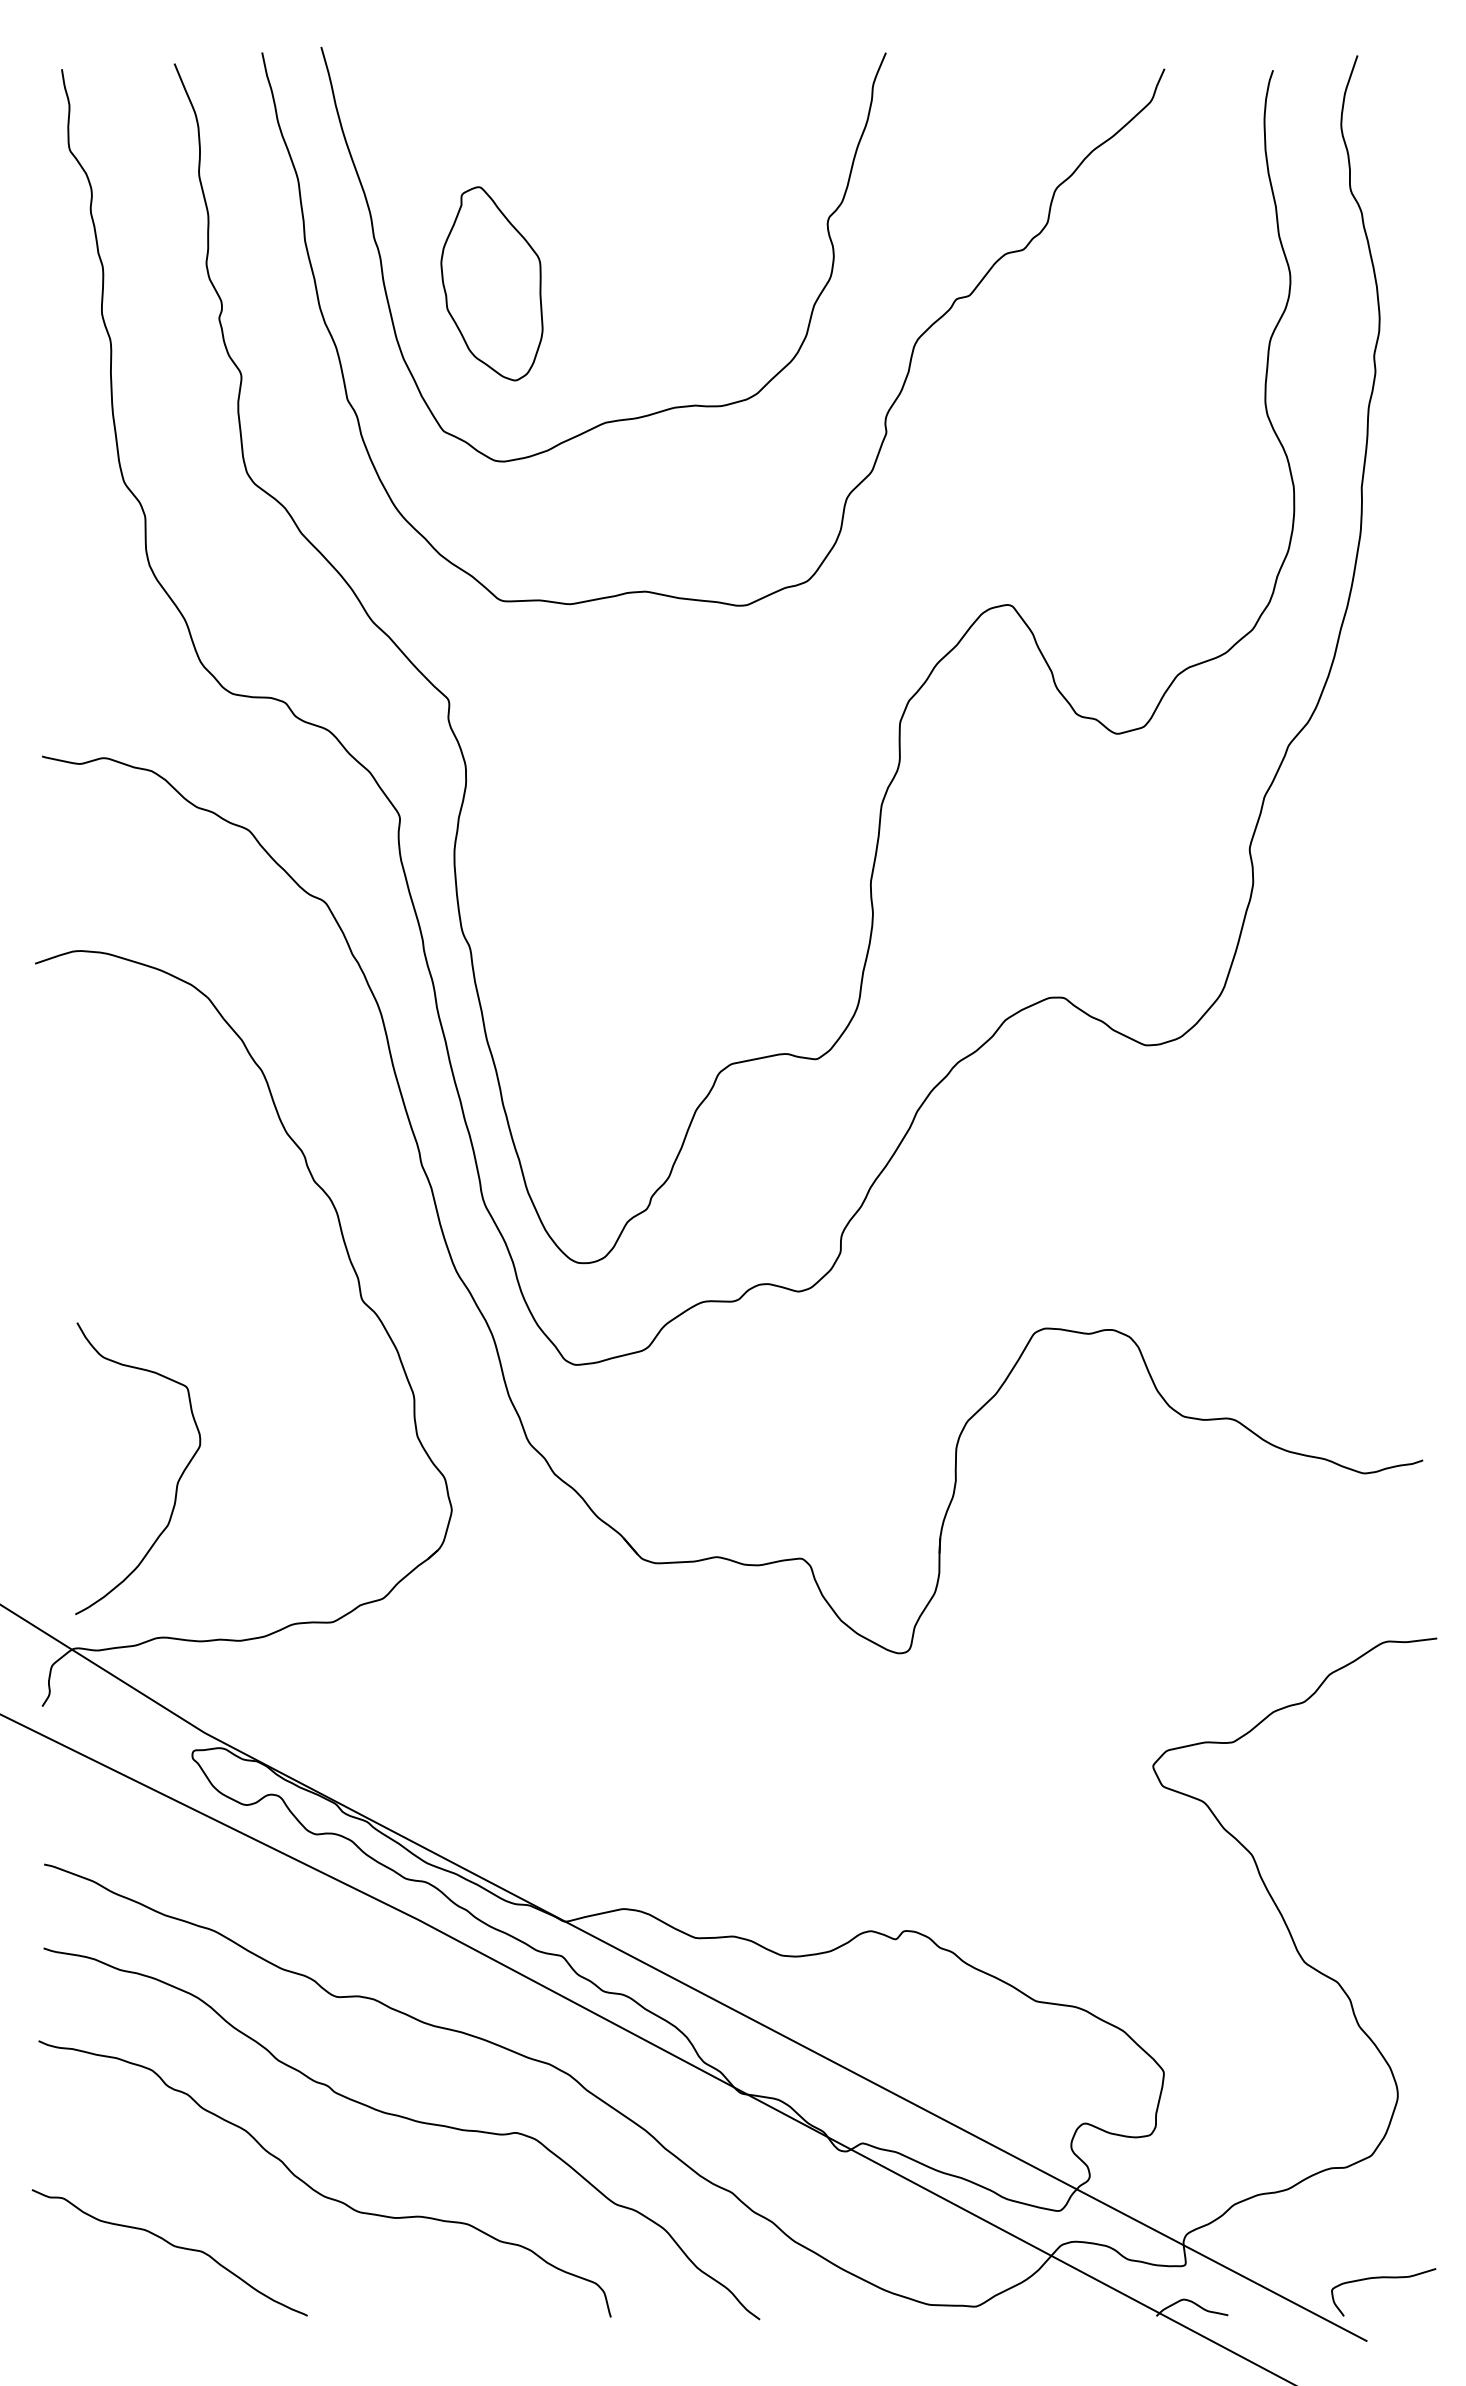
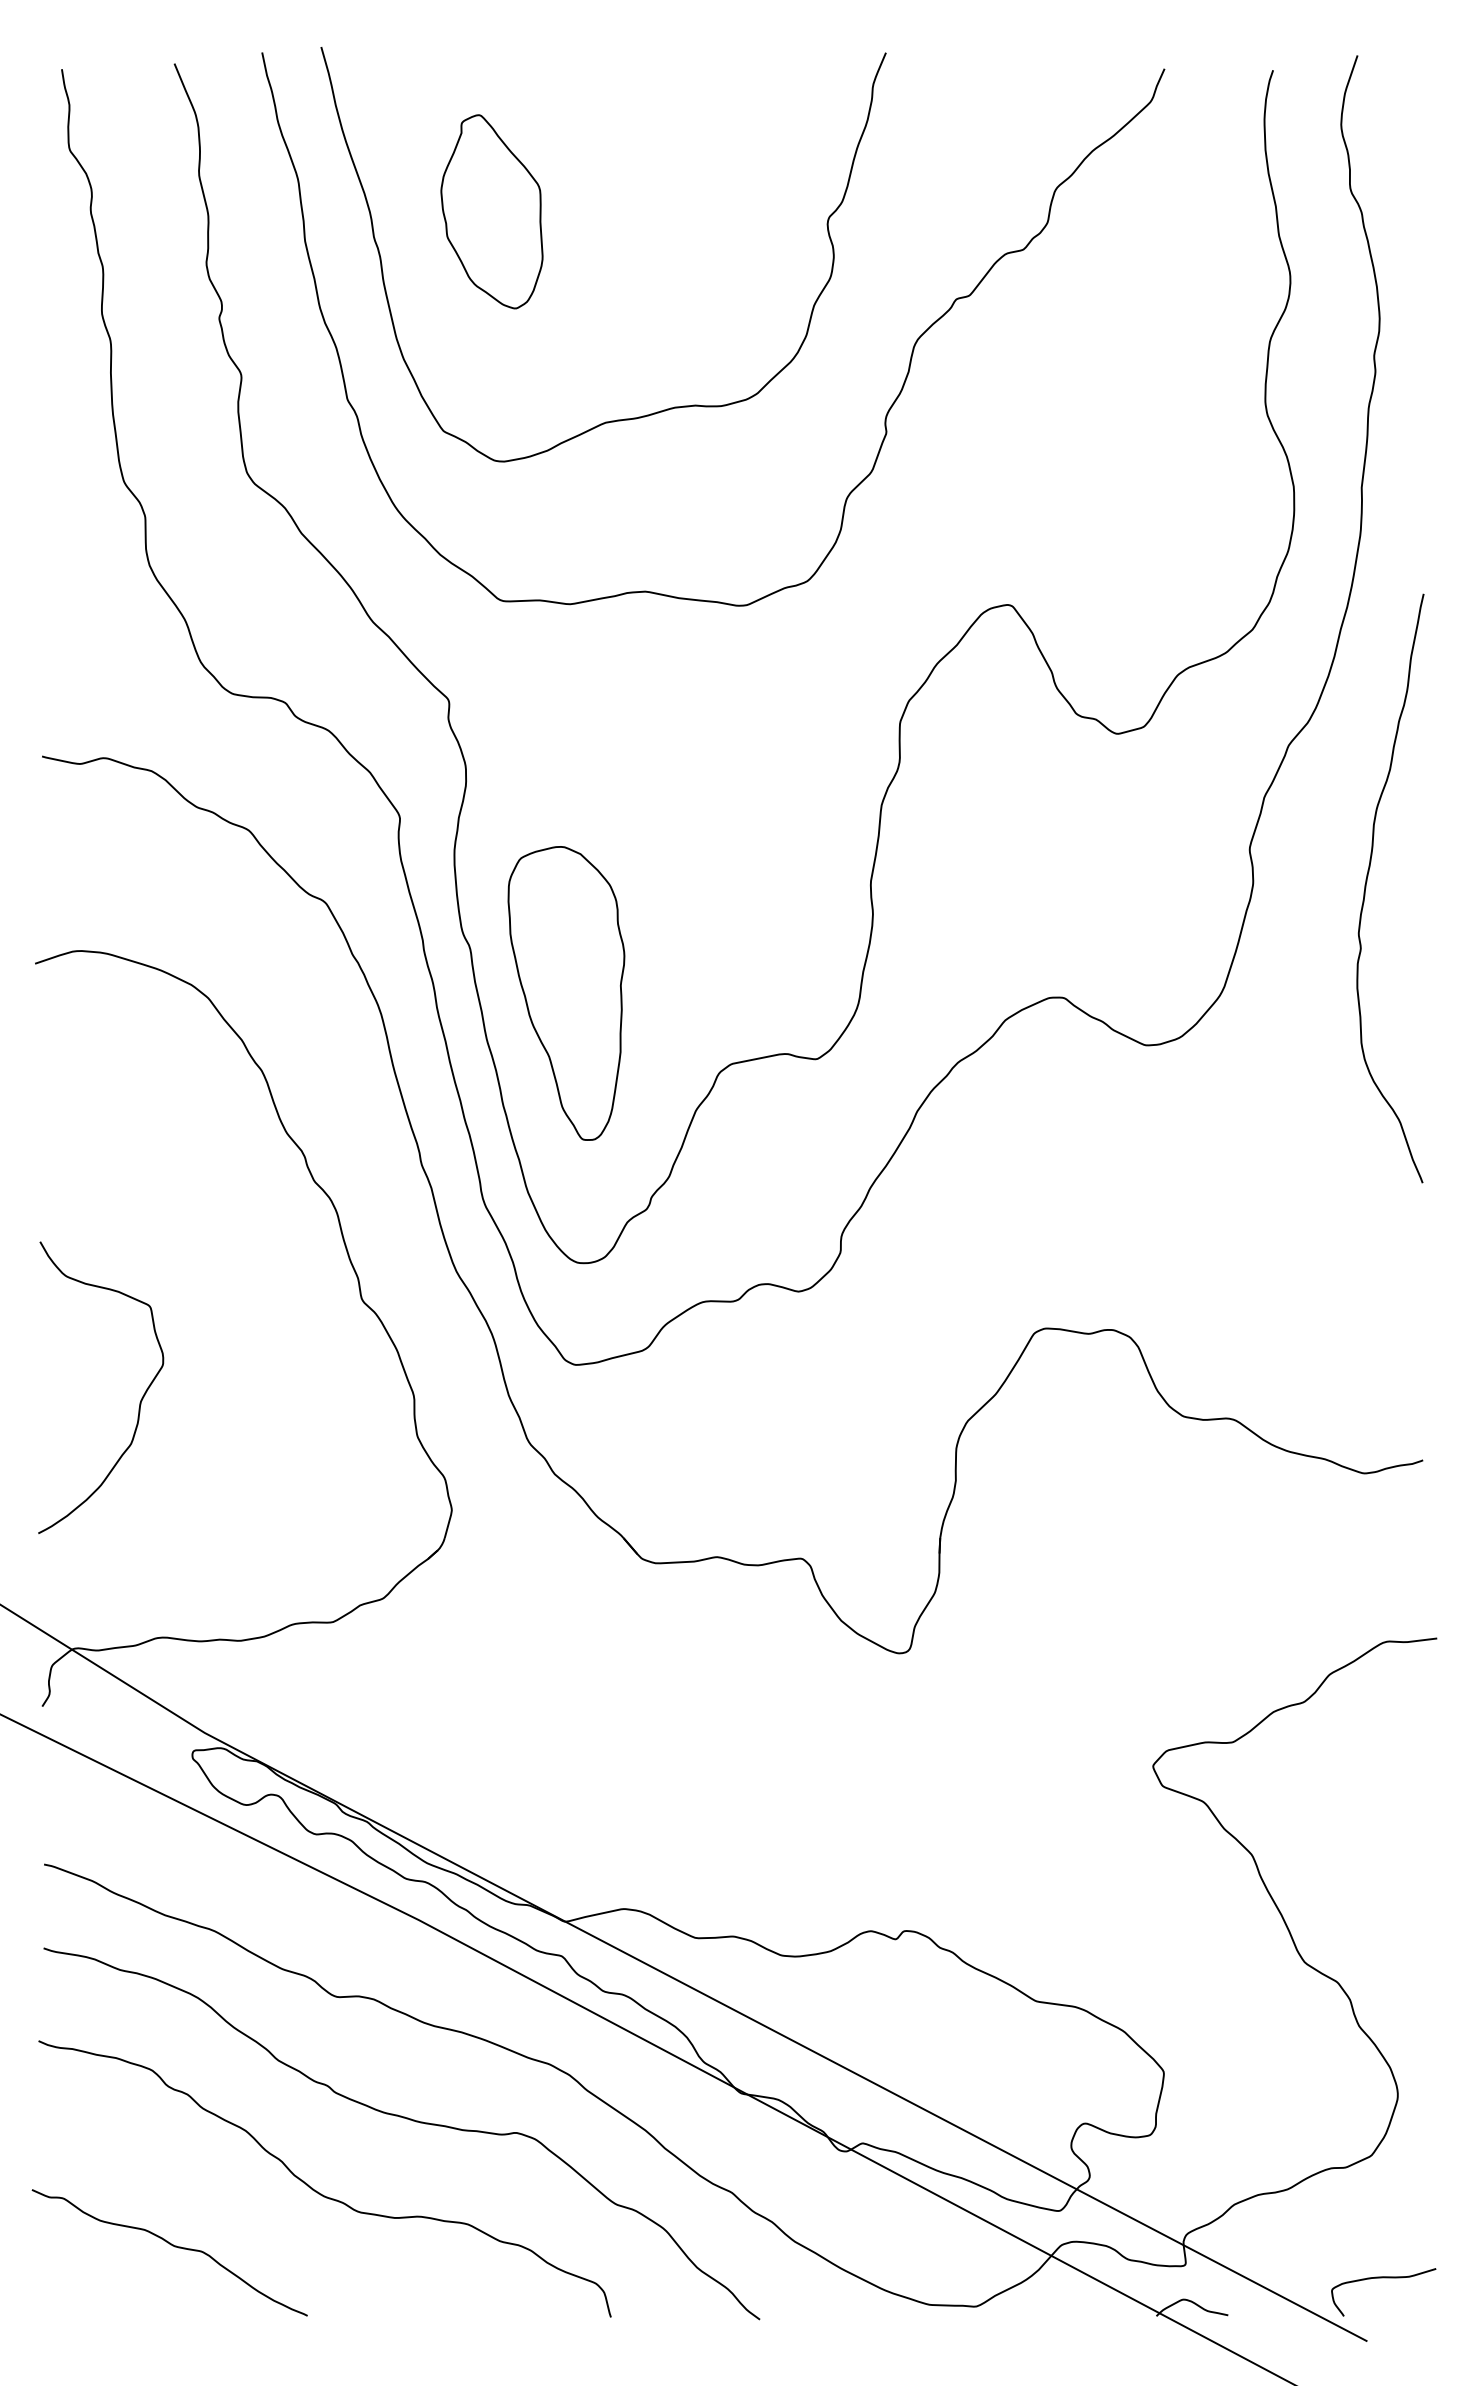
part position: (491, 283) -> (491, 211) (491, 211)
curve: none -> present (1367, 882)
part: none -> present (566, 993)
curve position: (176, 1483) -> (139, 1402) (139, 1402)
